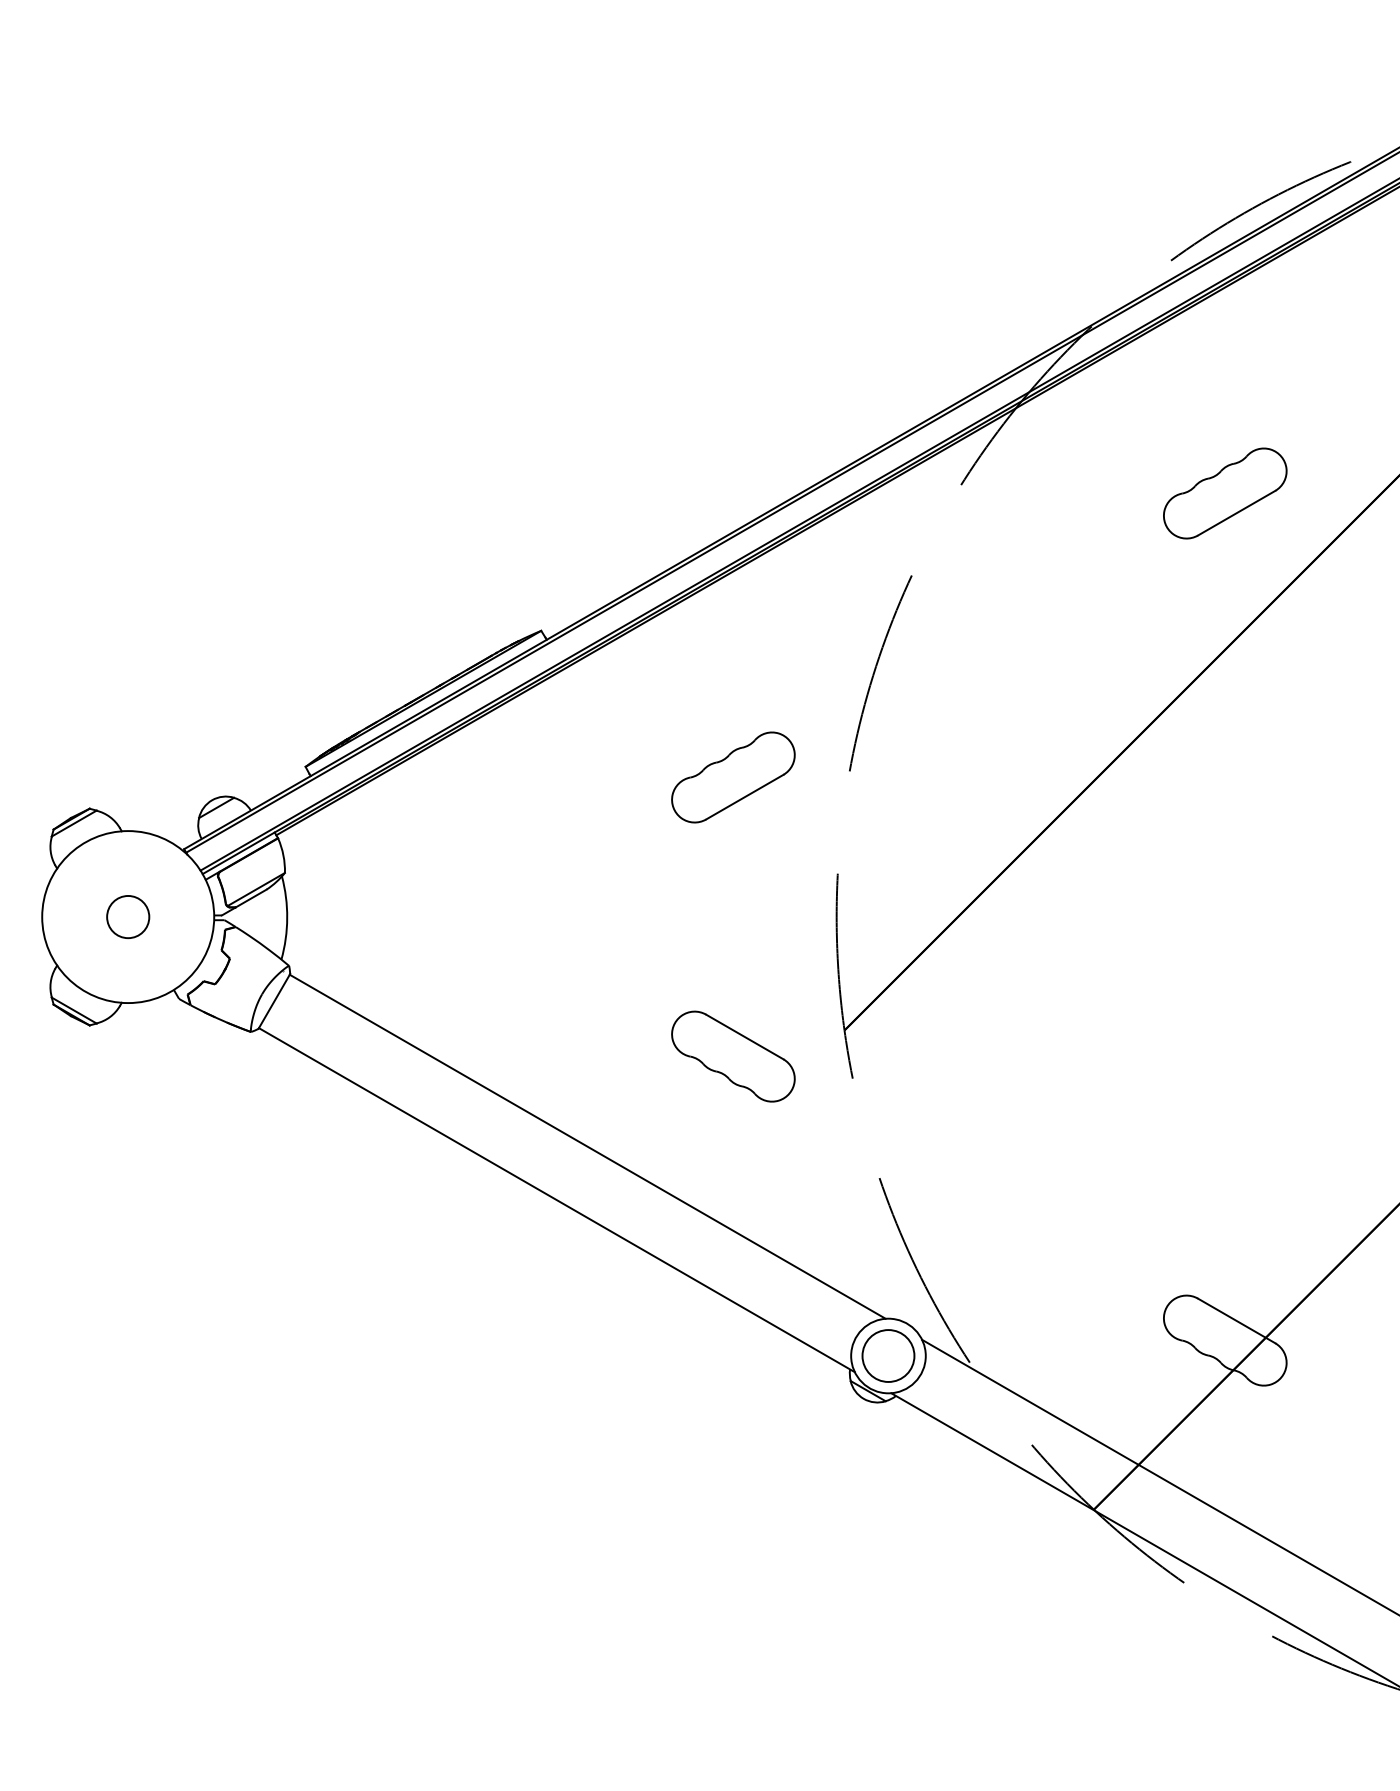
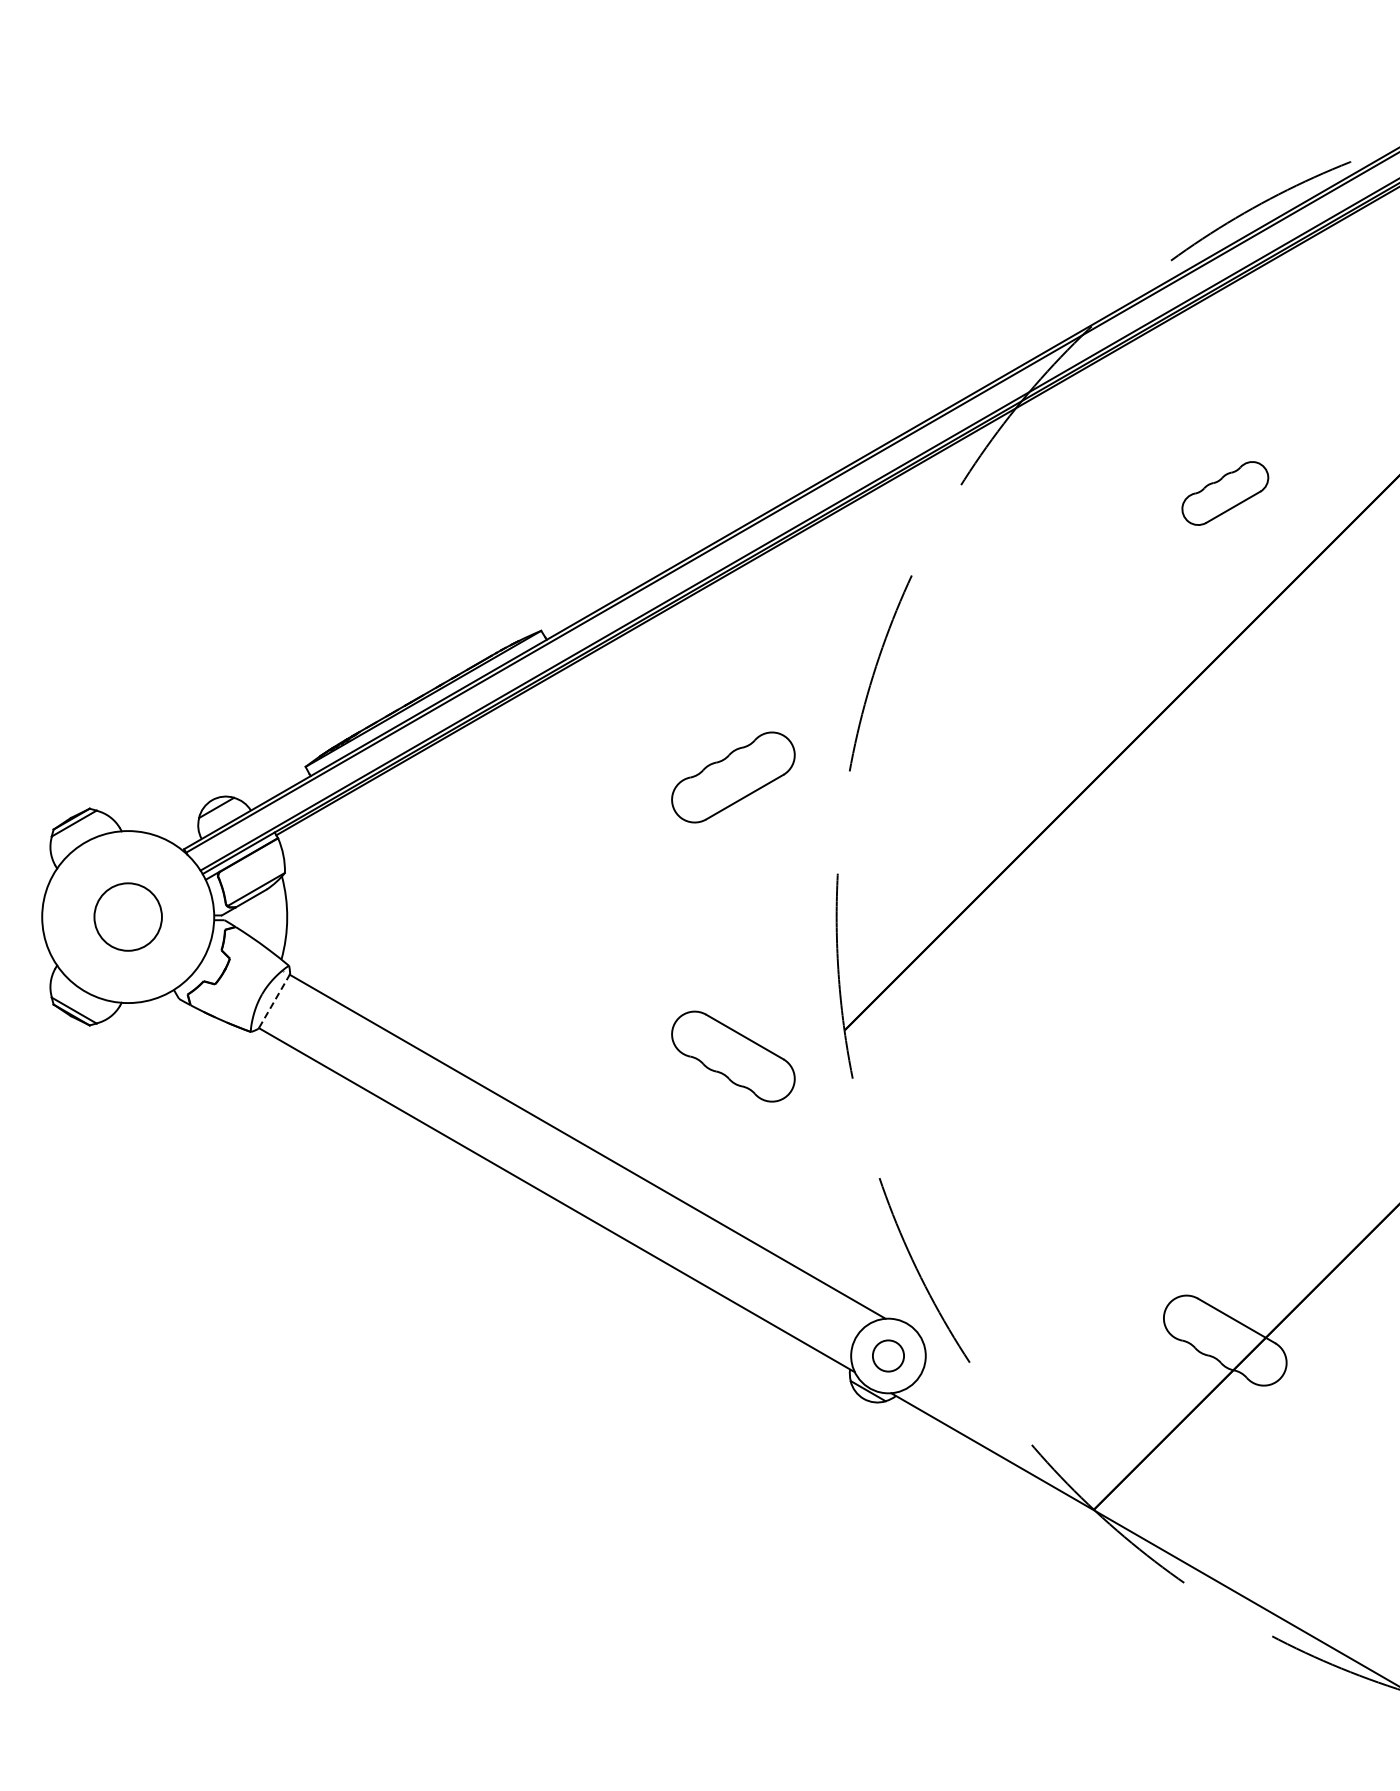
part size: 125x93 px -> 89x65 px (1225, 493)
circle diameter: 42 px -> 68 px (127, 916)
line: solid -> dashed (274, 1001)
circle diameter: 52 px -> 31 px (888, 1355)
line: present -> none (1159, 1476)
